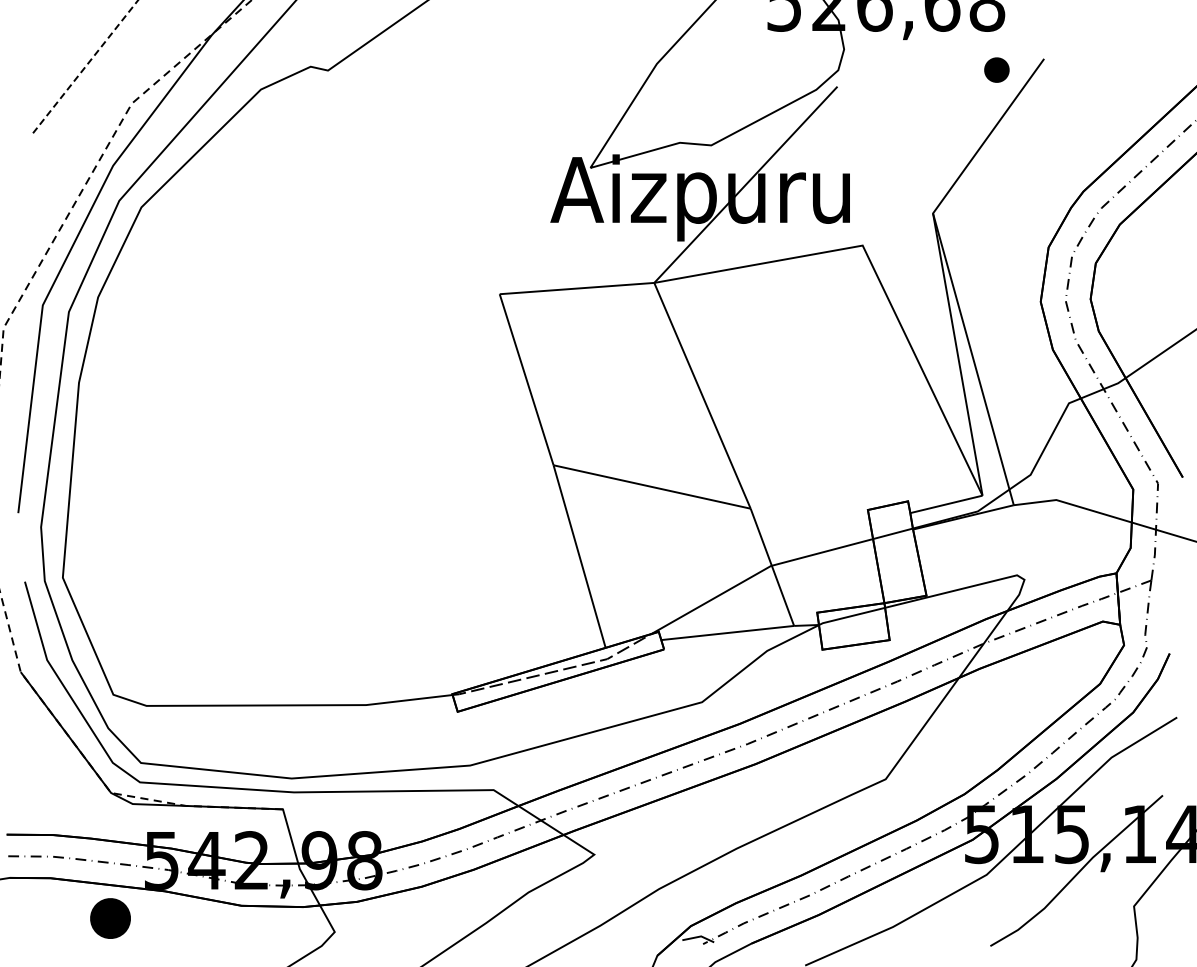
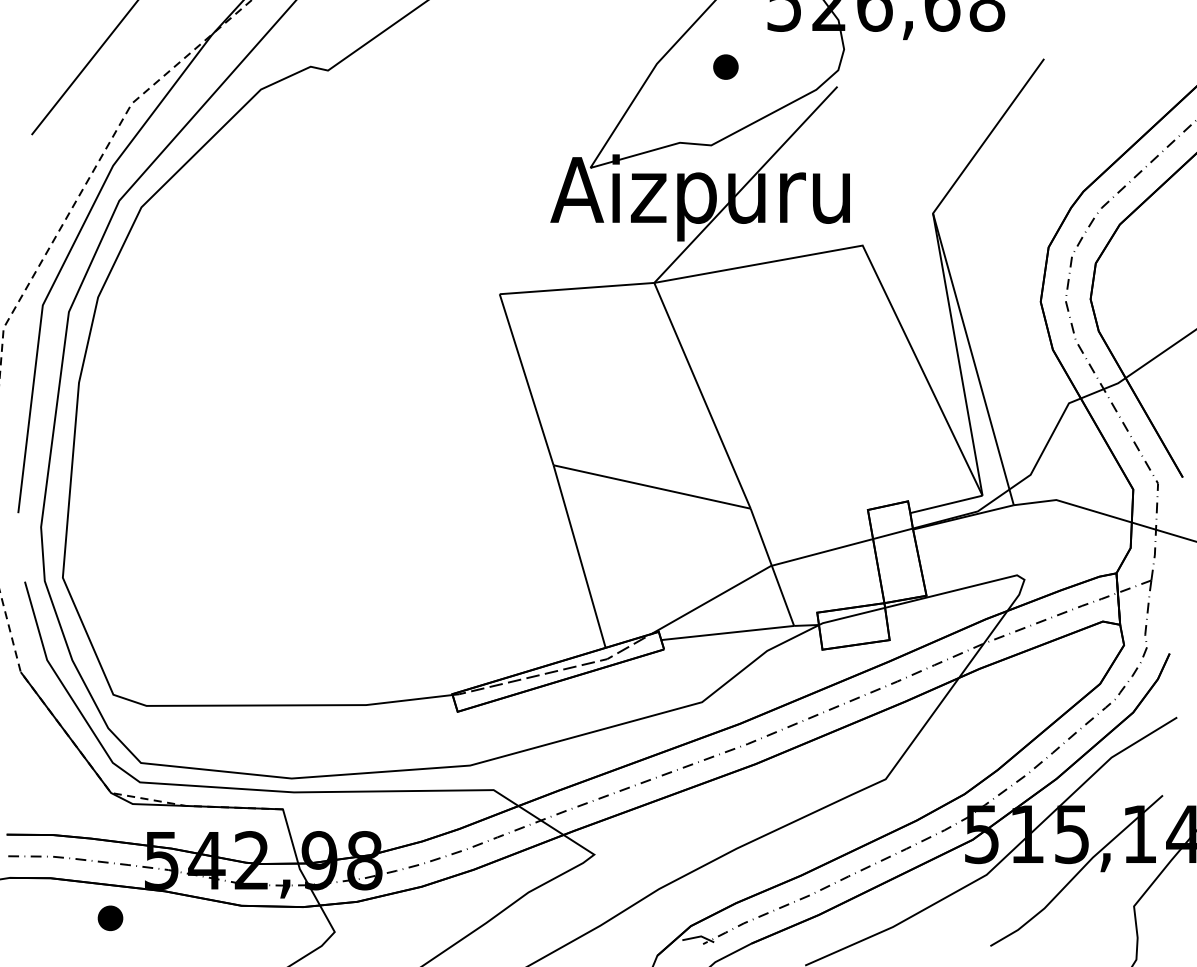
line: dashed -> solid (84, 67)
part position: (996, 69) -> (725, 66) (725, 66)
part size: 41x41 px -> 27x26 px (110, 917)
